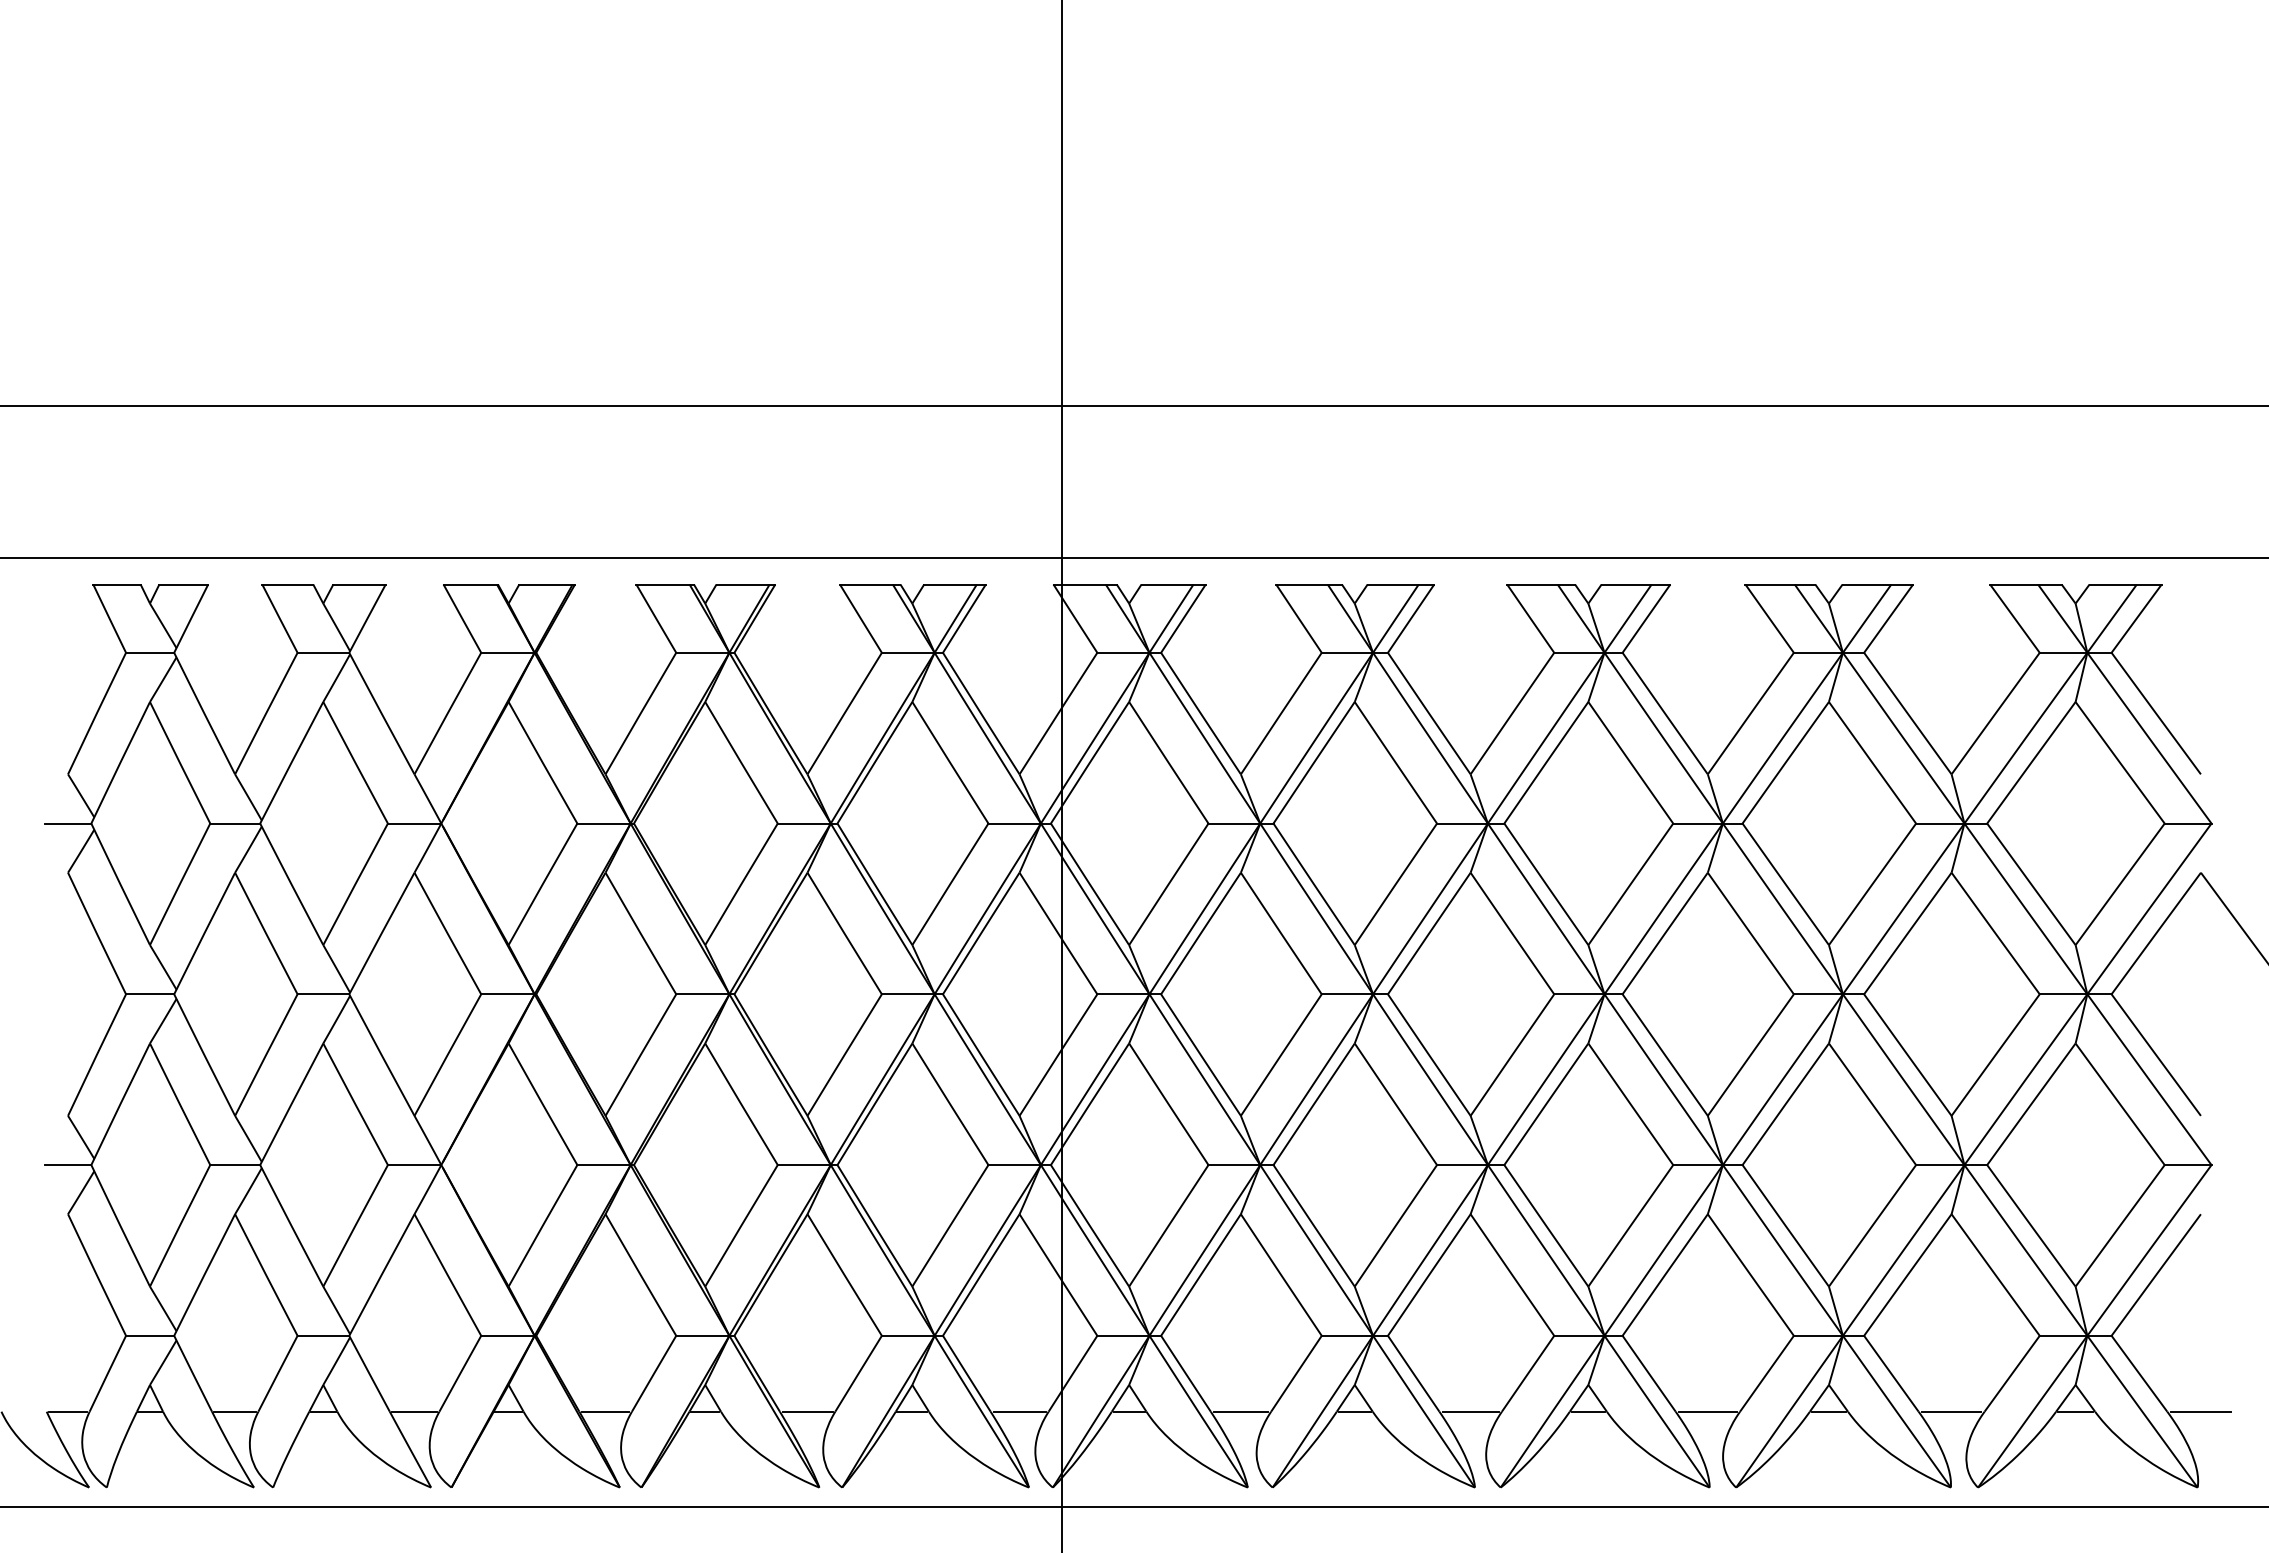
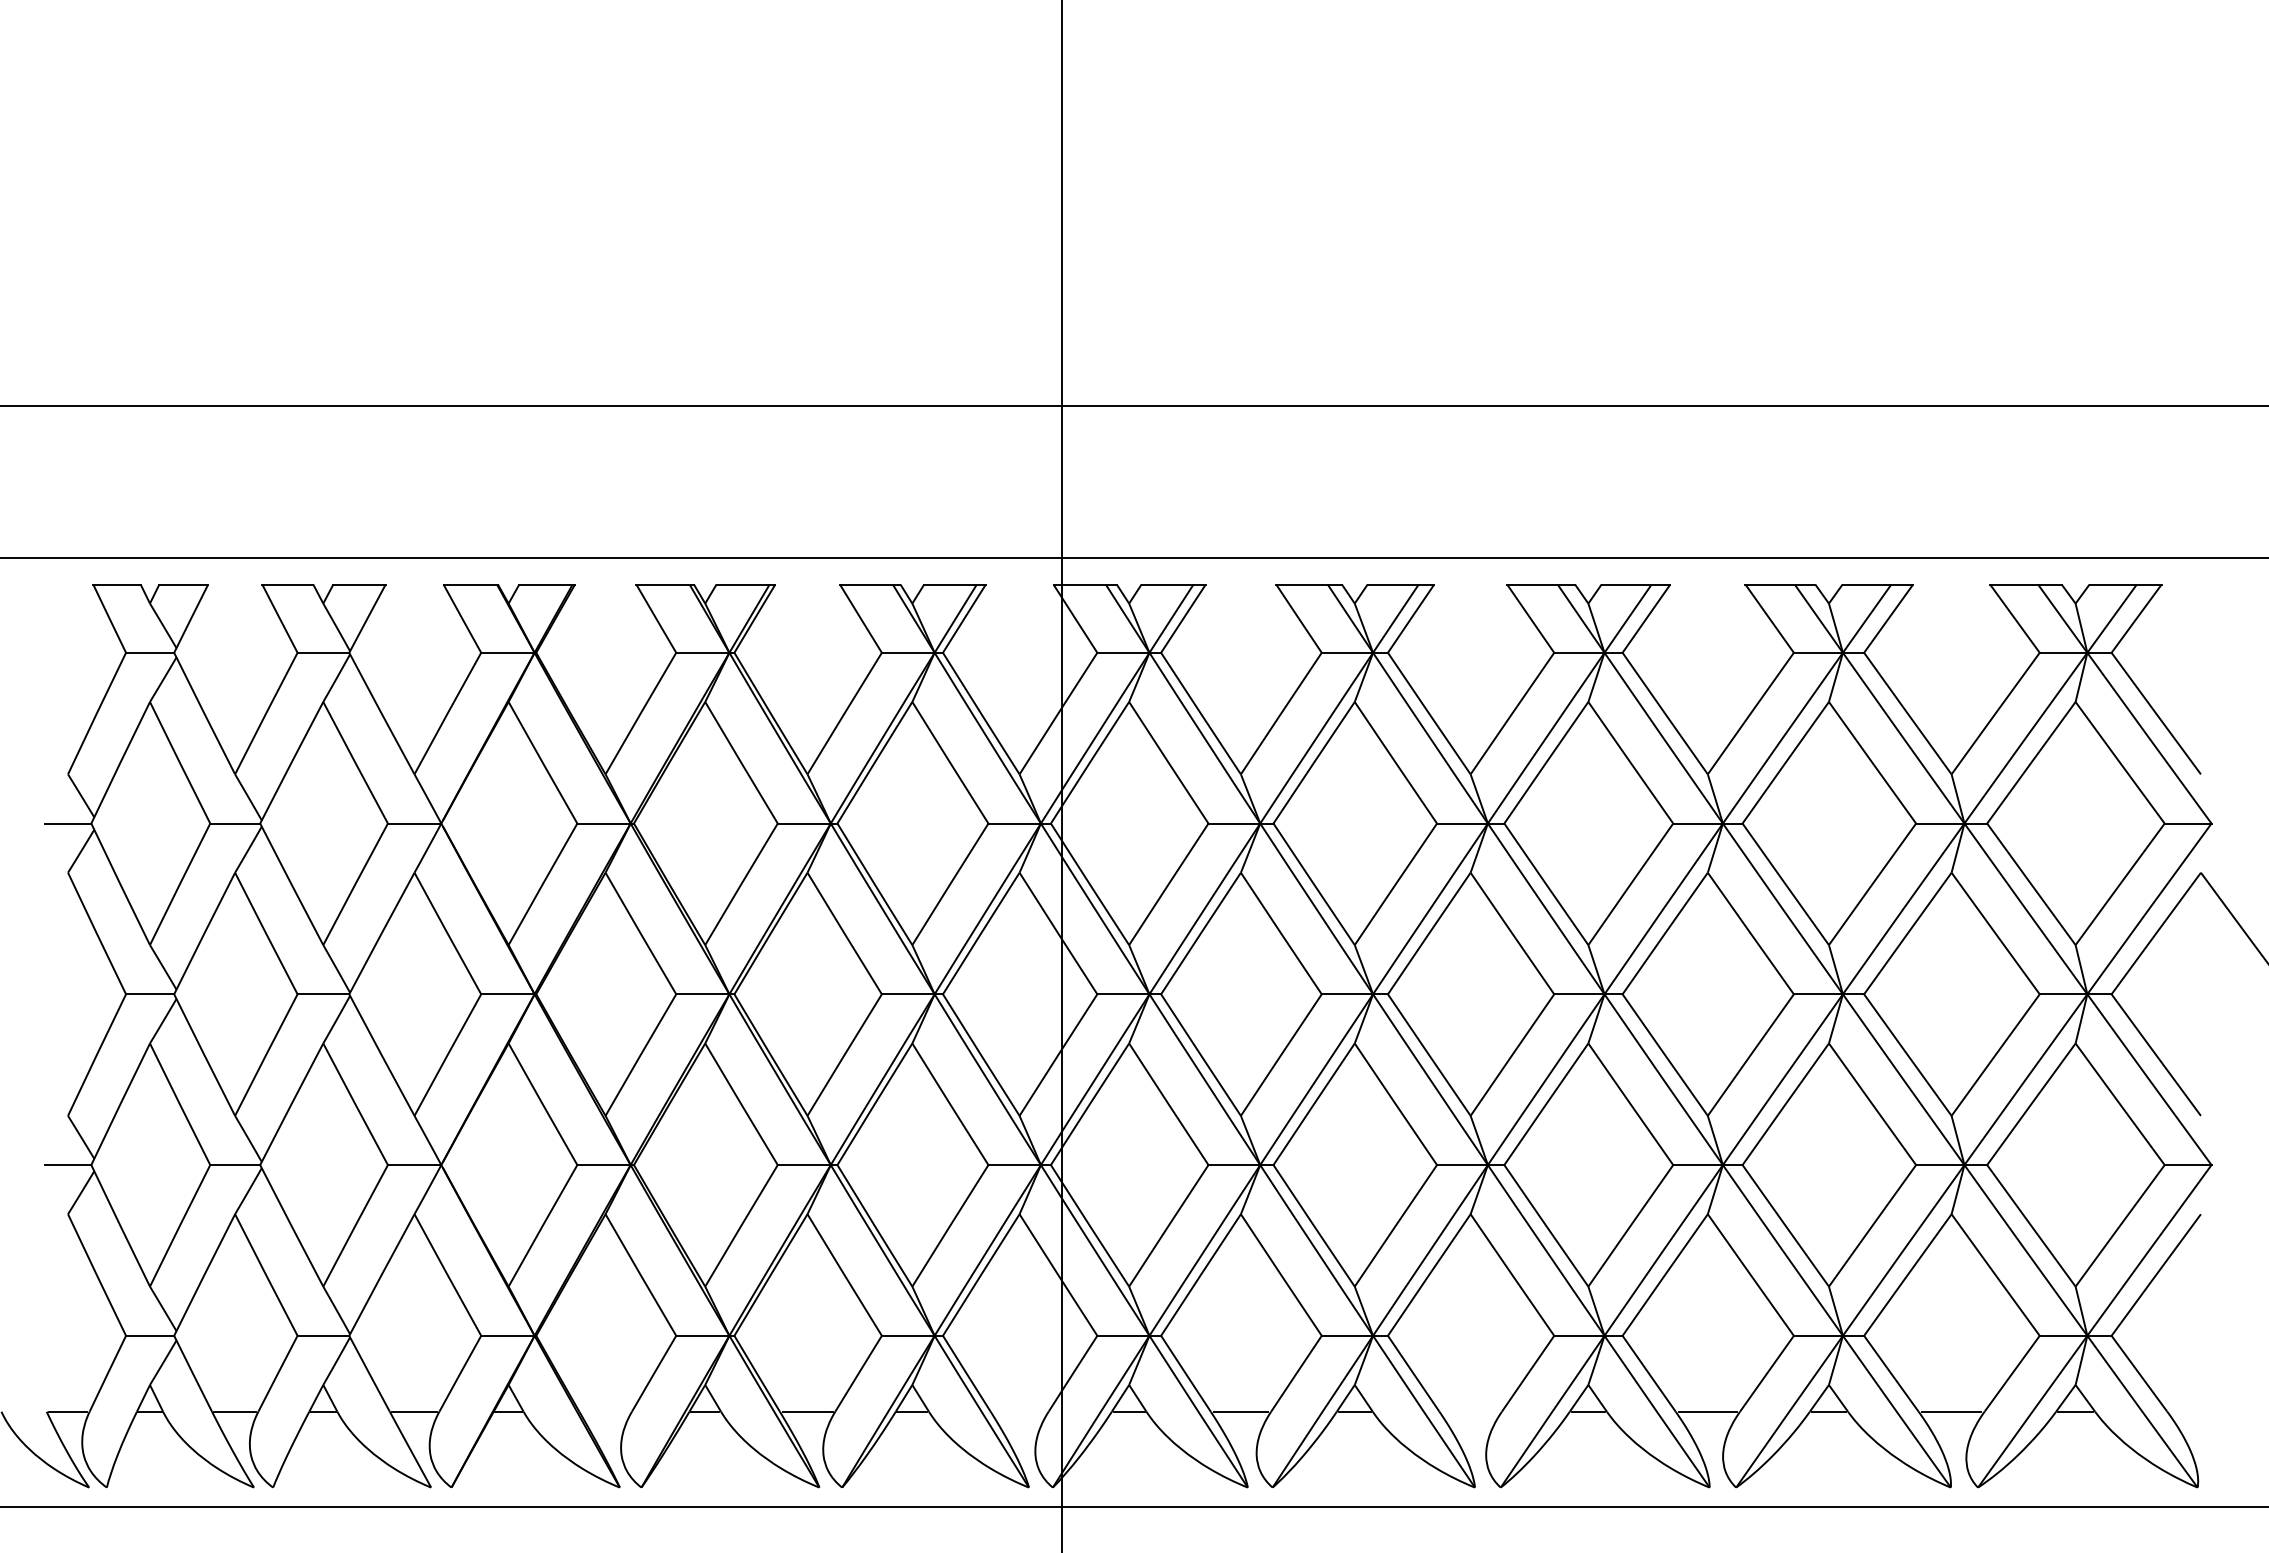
line: present -> none (605, 1411)
line: present -> none (1019, 1411)
line: present -> none (1470, 1411)
line: present -> none (2200, 1411)
